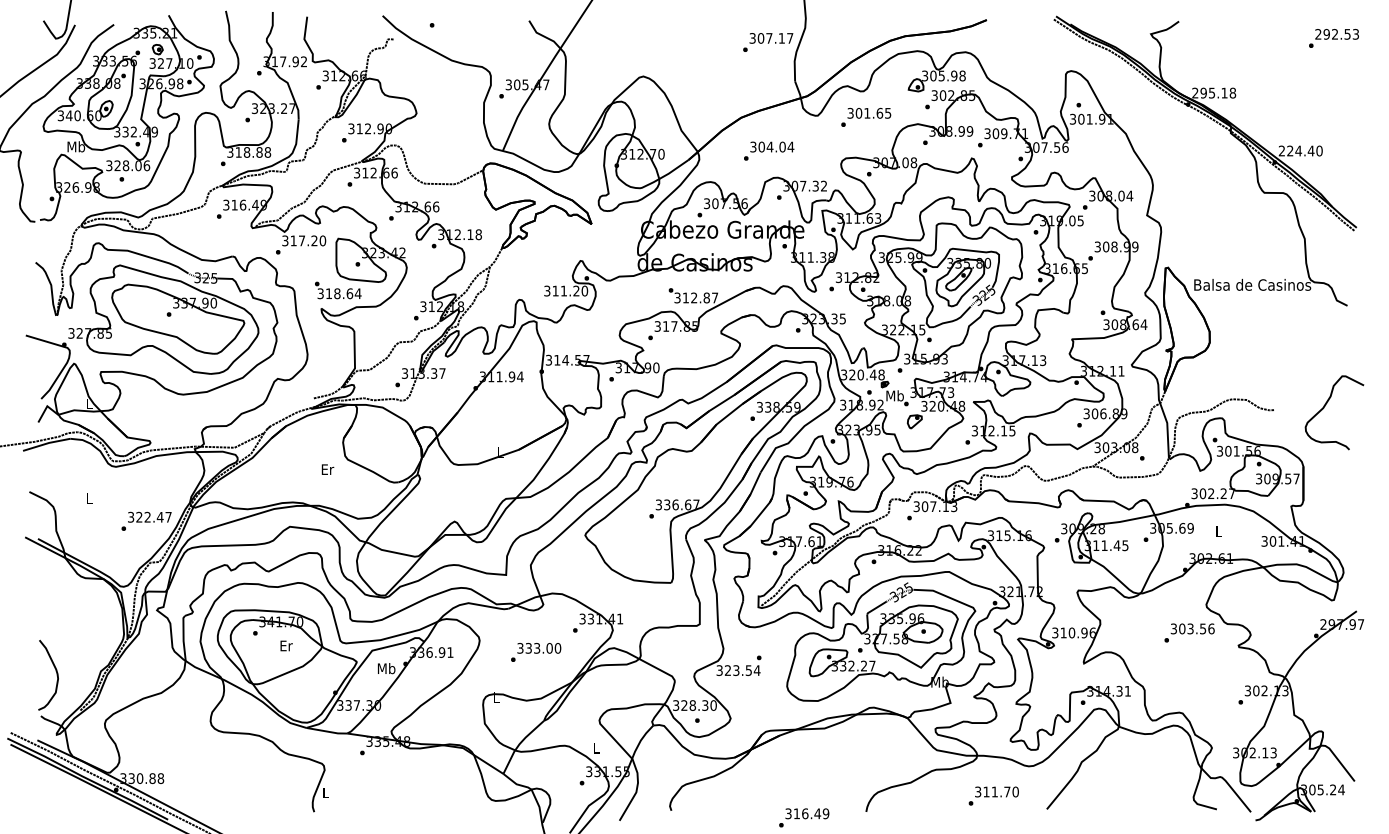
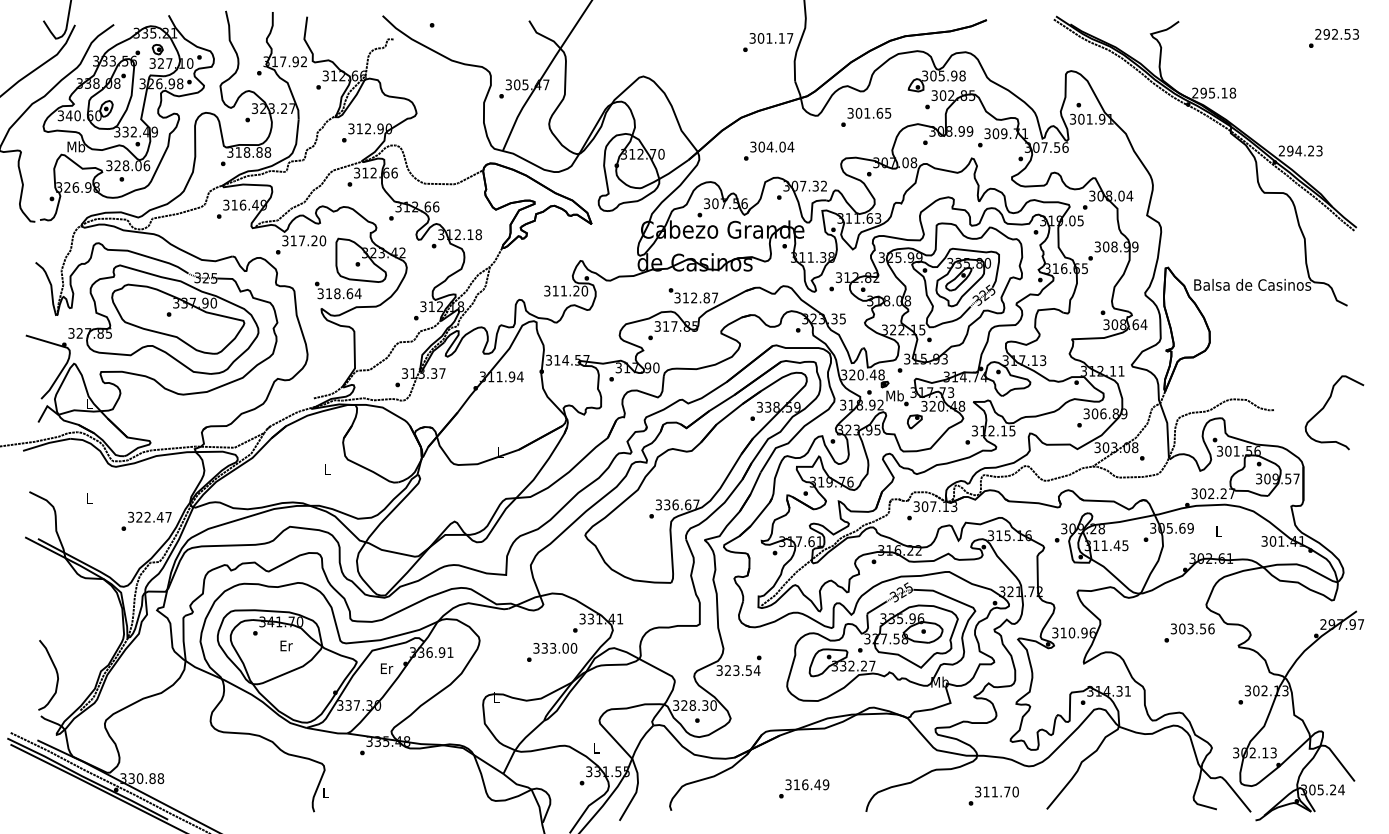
text: 307.17 -> 301.17 (769, 38)
text: 224.40 -> 294.23 (1304, 150)
text: Er -> L (327, 469)
text position: (536, 652) -> (552, 652) (552, 652)
text: Mb -> Er (386, 668)
text position: (804, 817) -> (804, 788) (804, 788)
